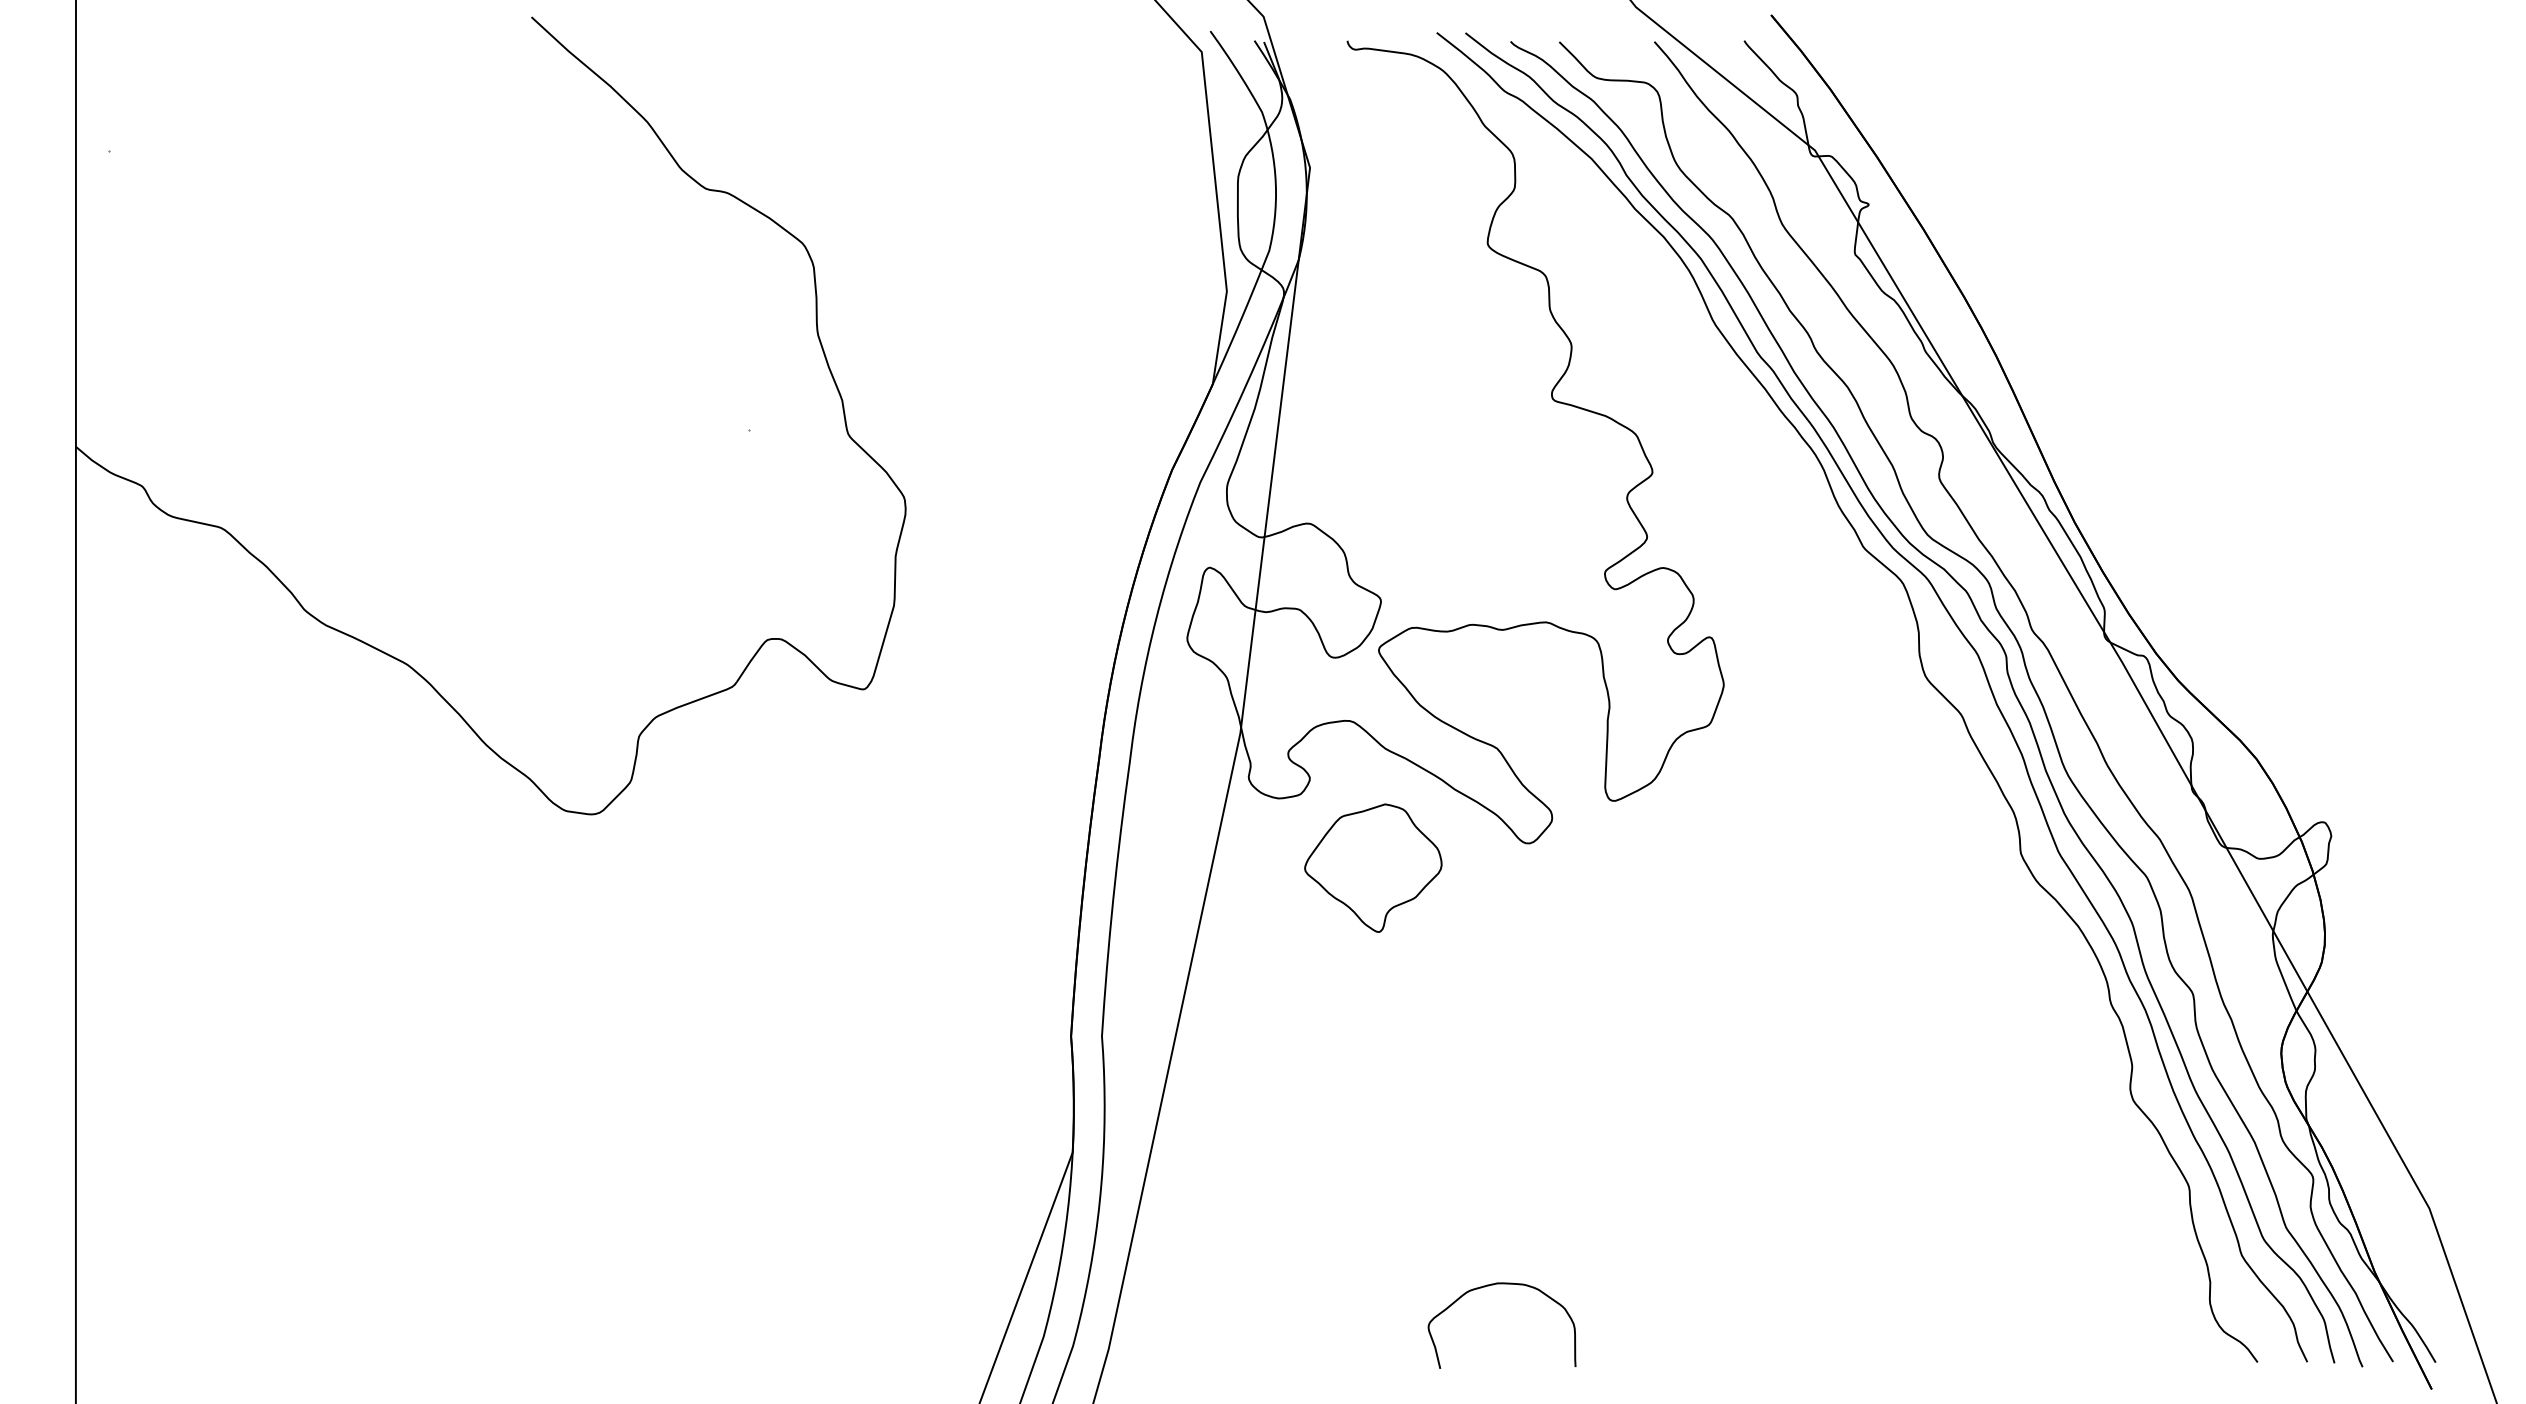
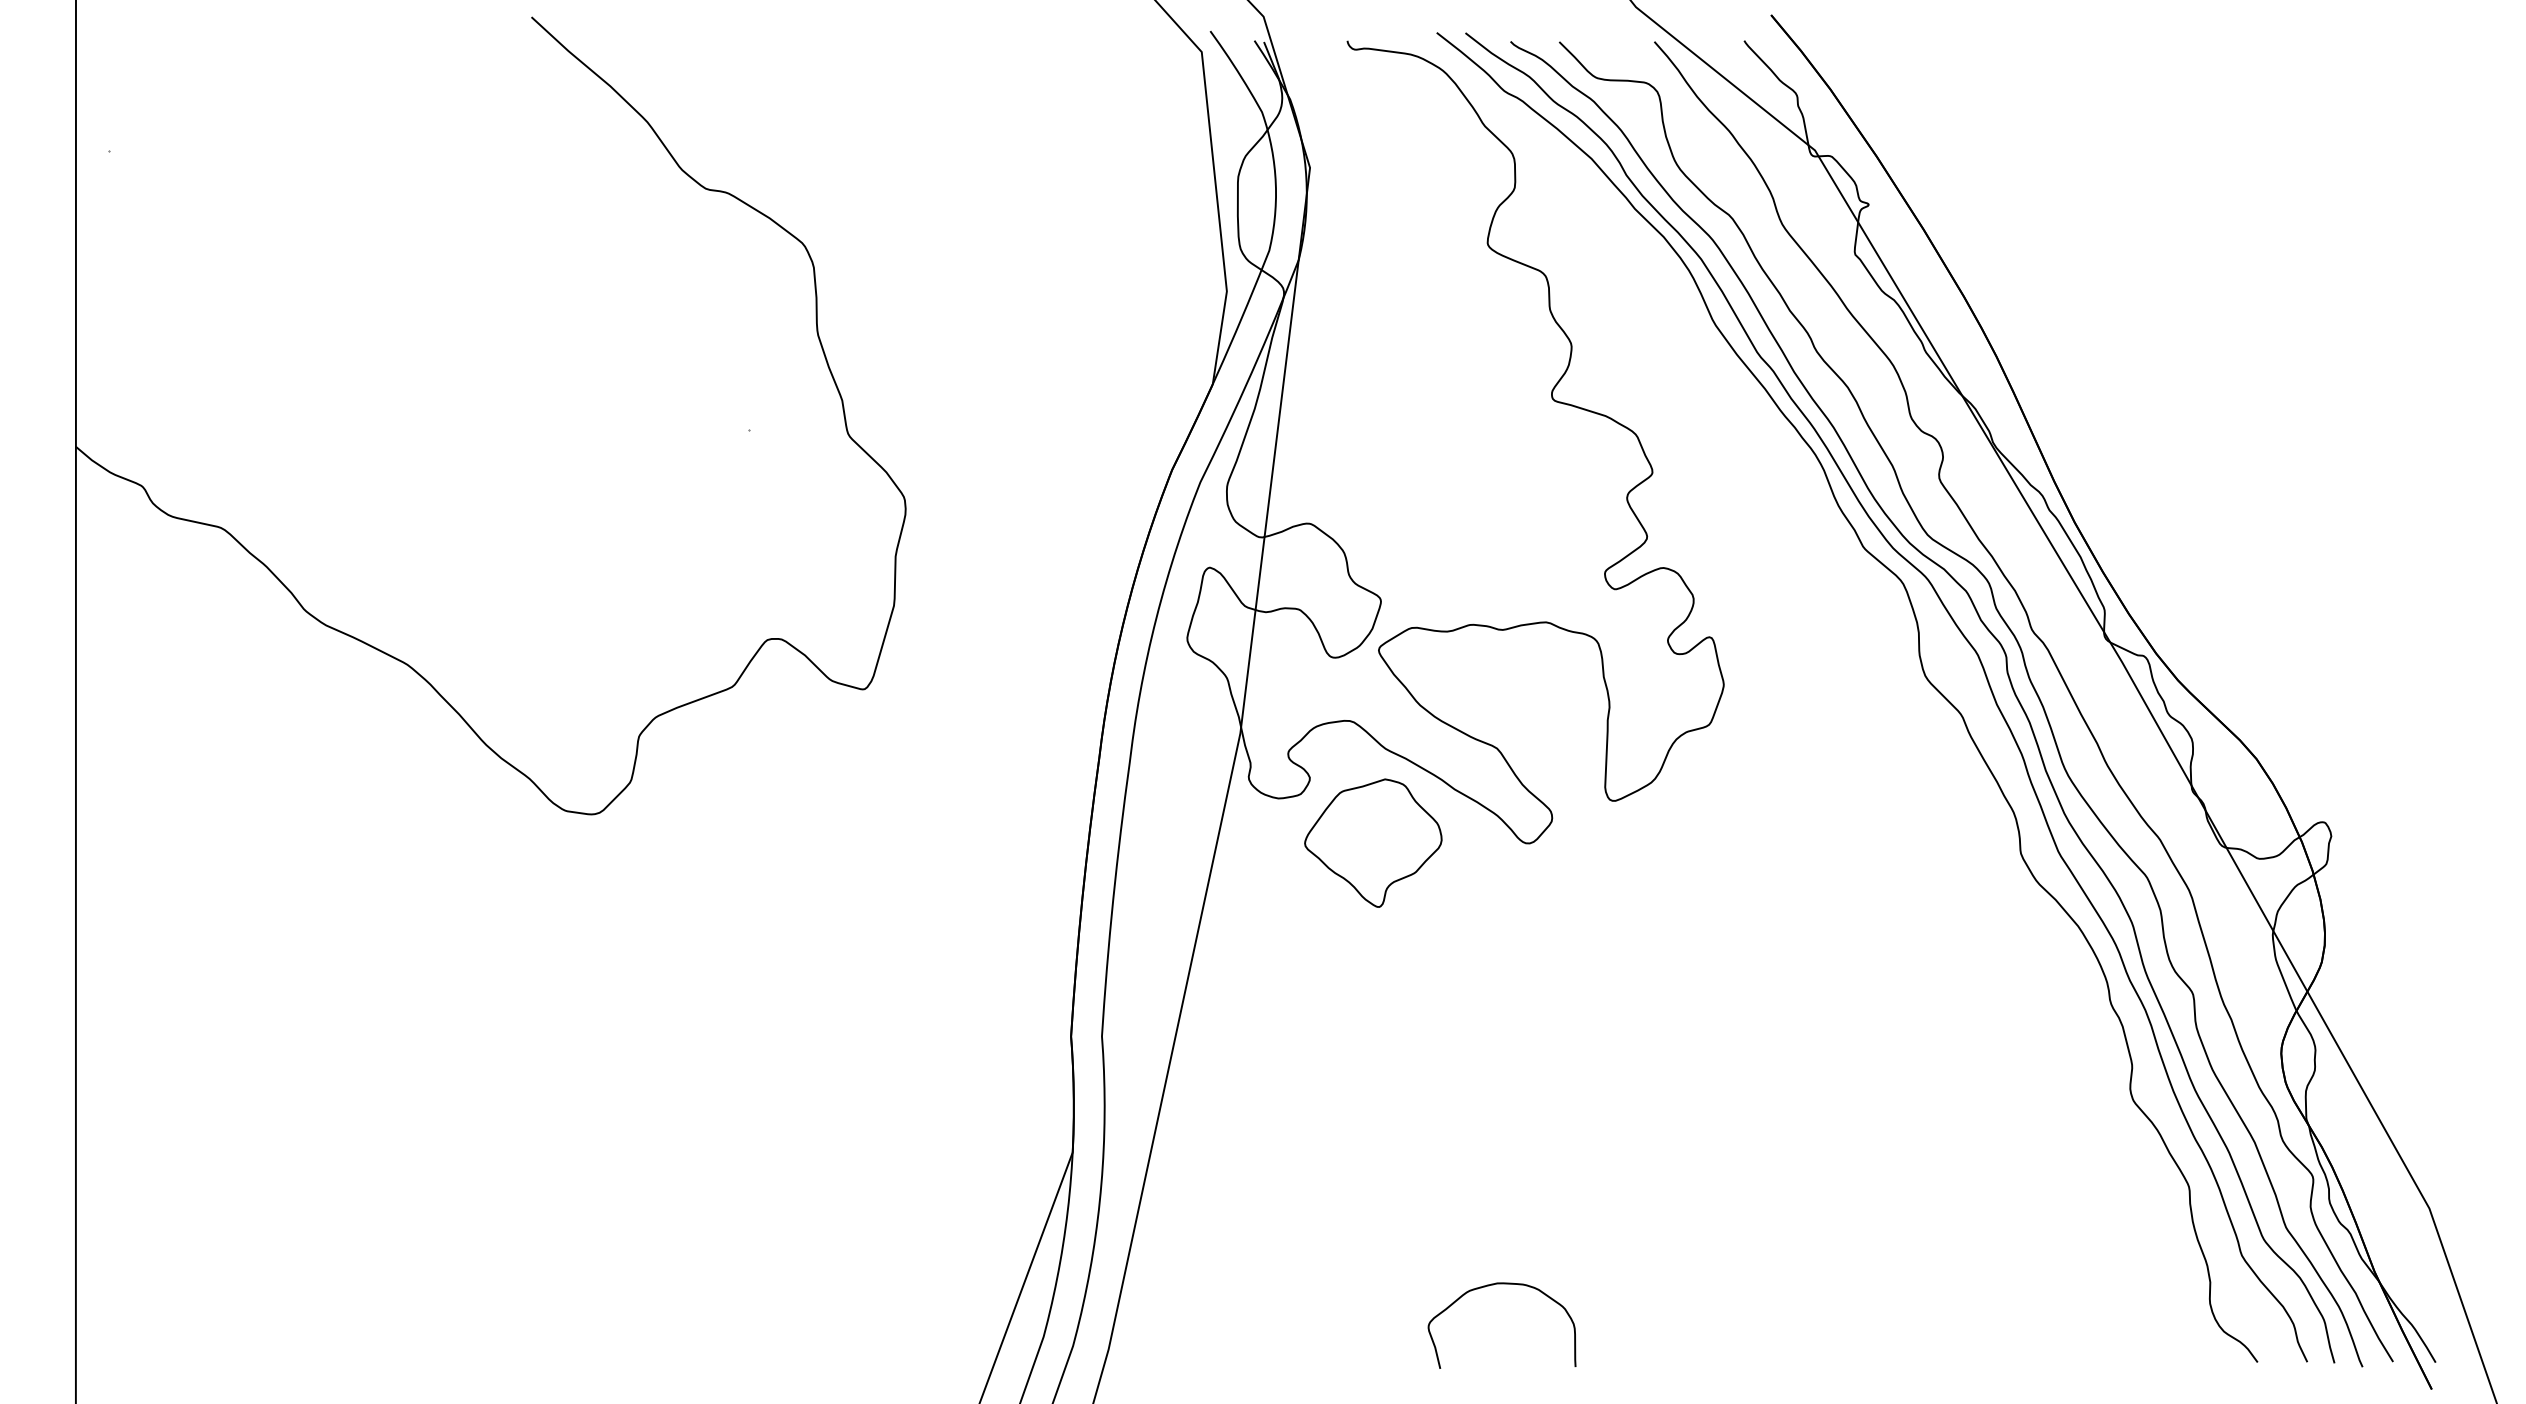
part position: (1373, 867) -> (1373, 842) (1373, 842)
